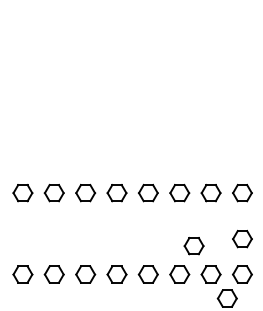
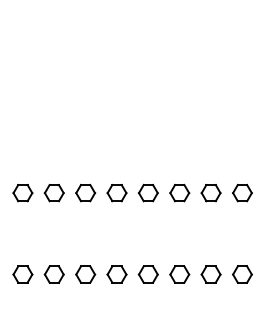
part: present -> none (242, 239)
part: present -> none (193, 246)
part: present -> none (226, 298)
